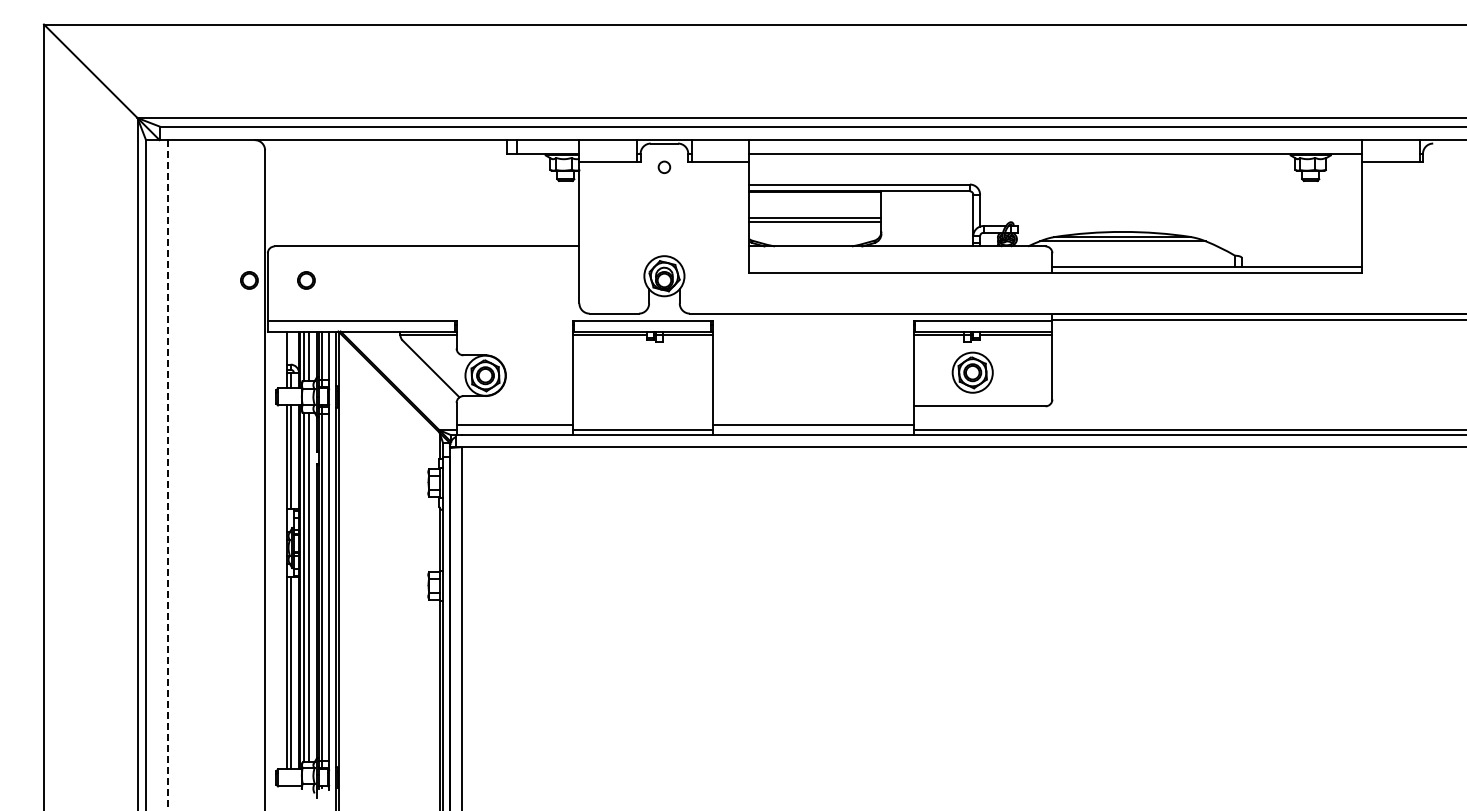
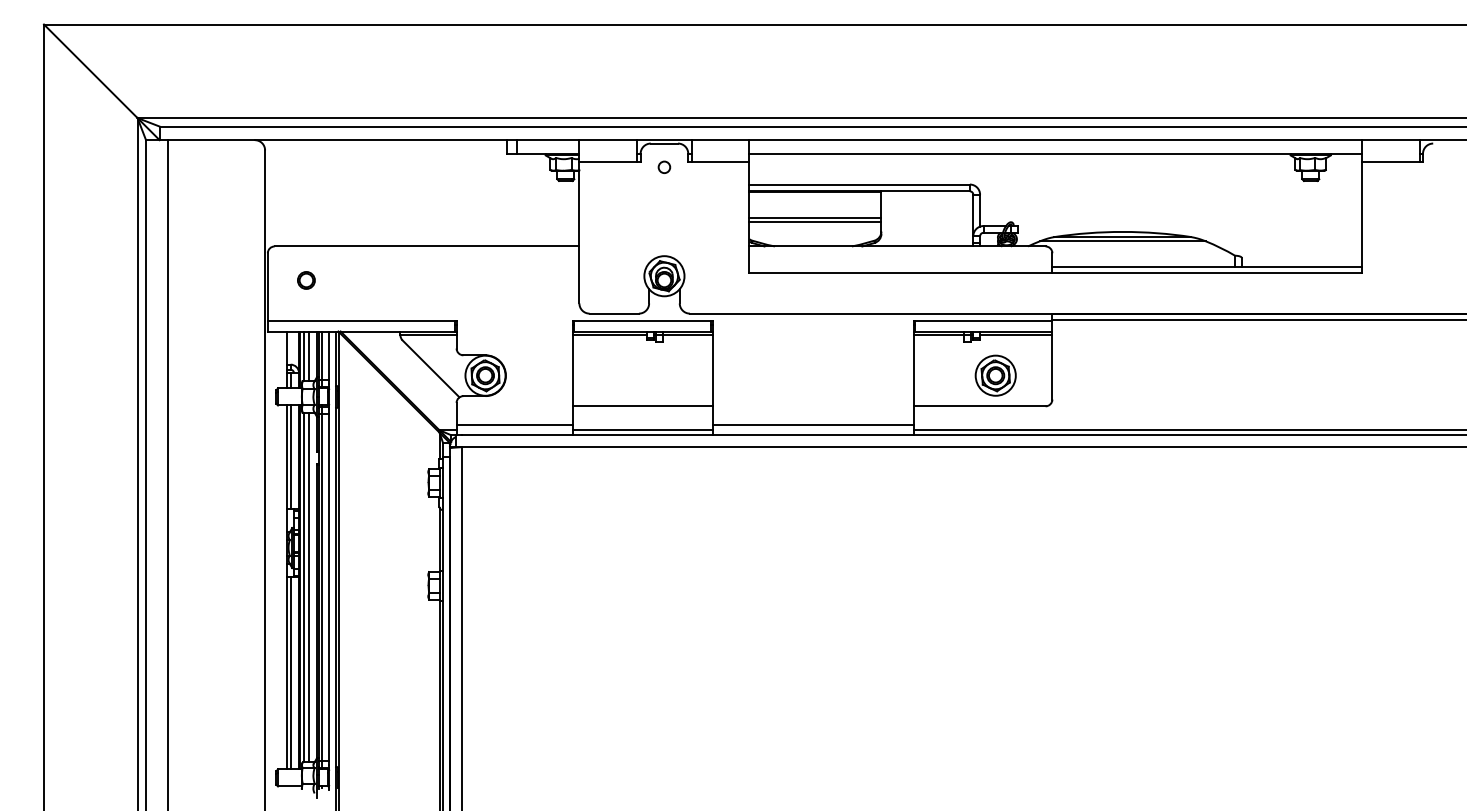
circle: present -> none (249, 280)
part position: (972, 372) -> (995, 375) (995, 375)
line: none -> present (642, 406)
line: dashed -> solid (168, 475)
